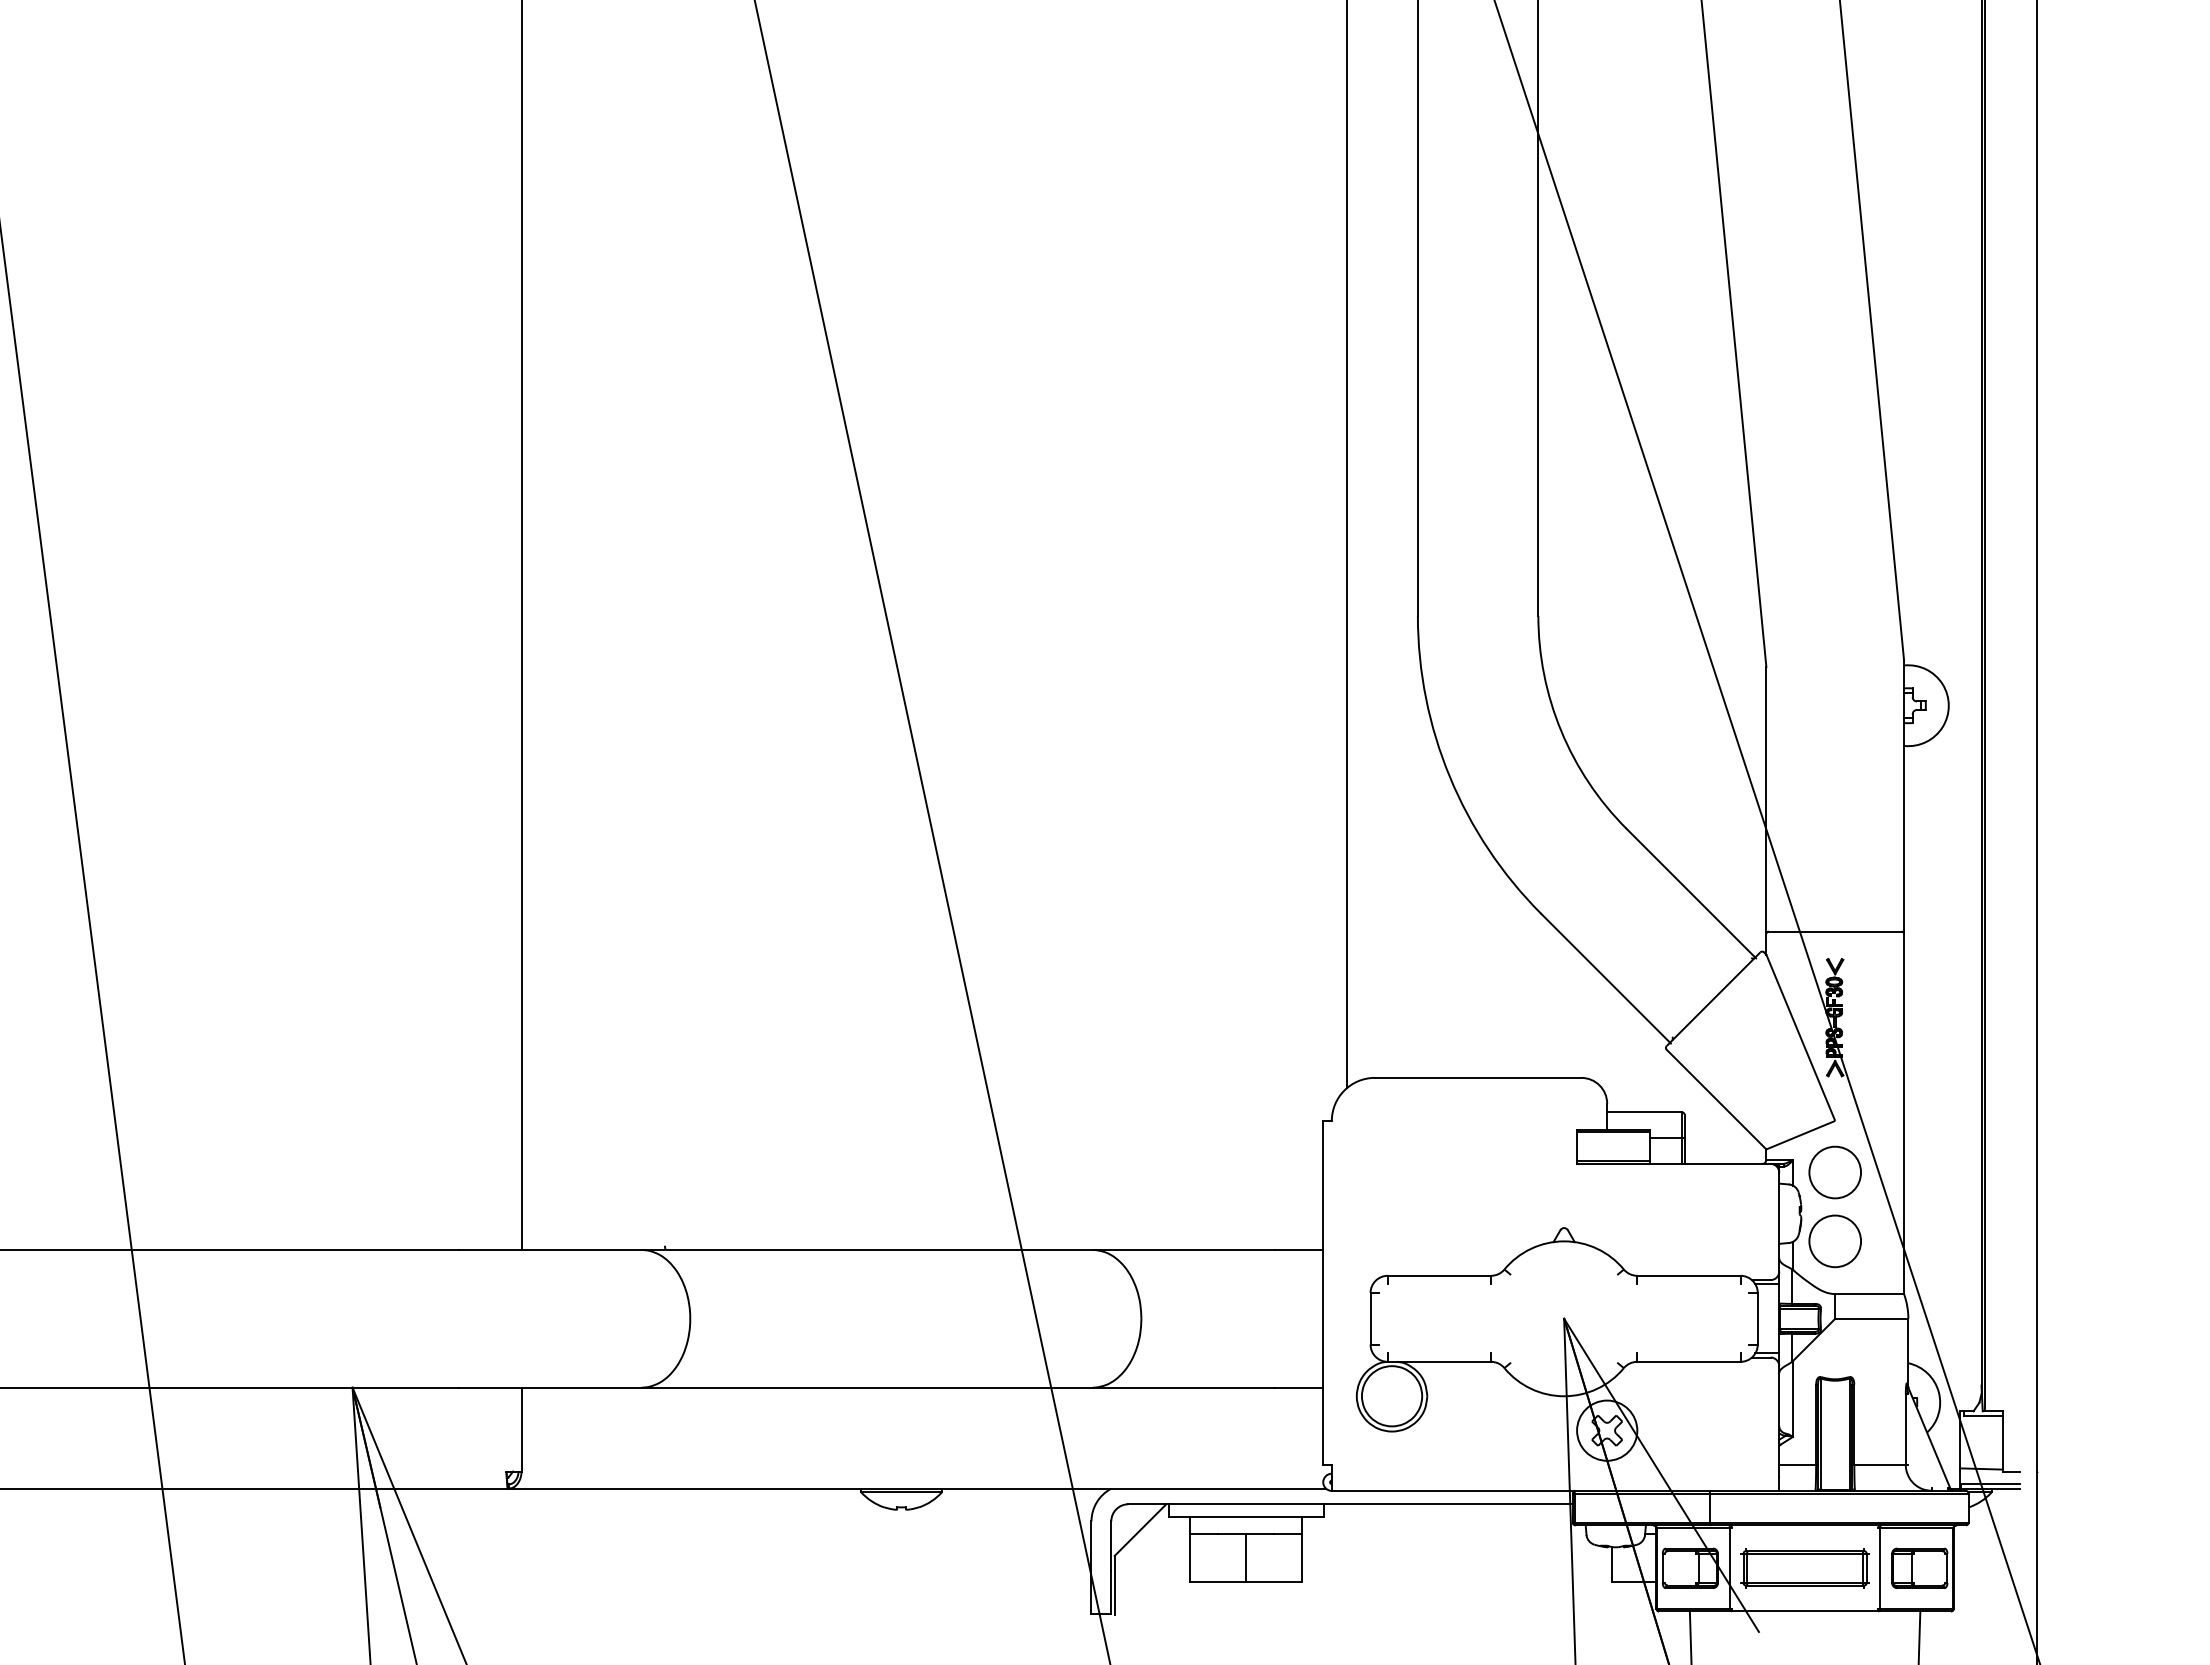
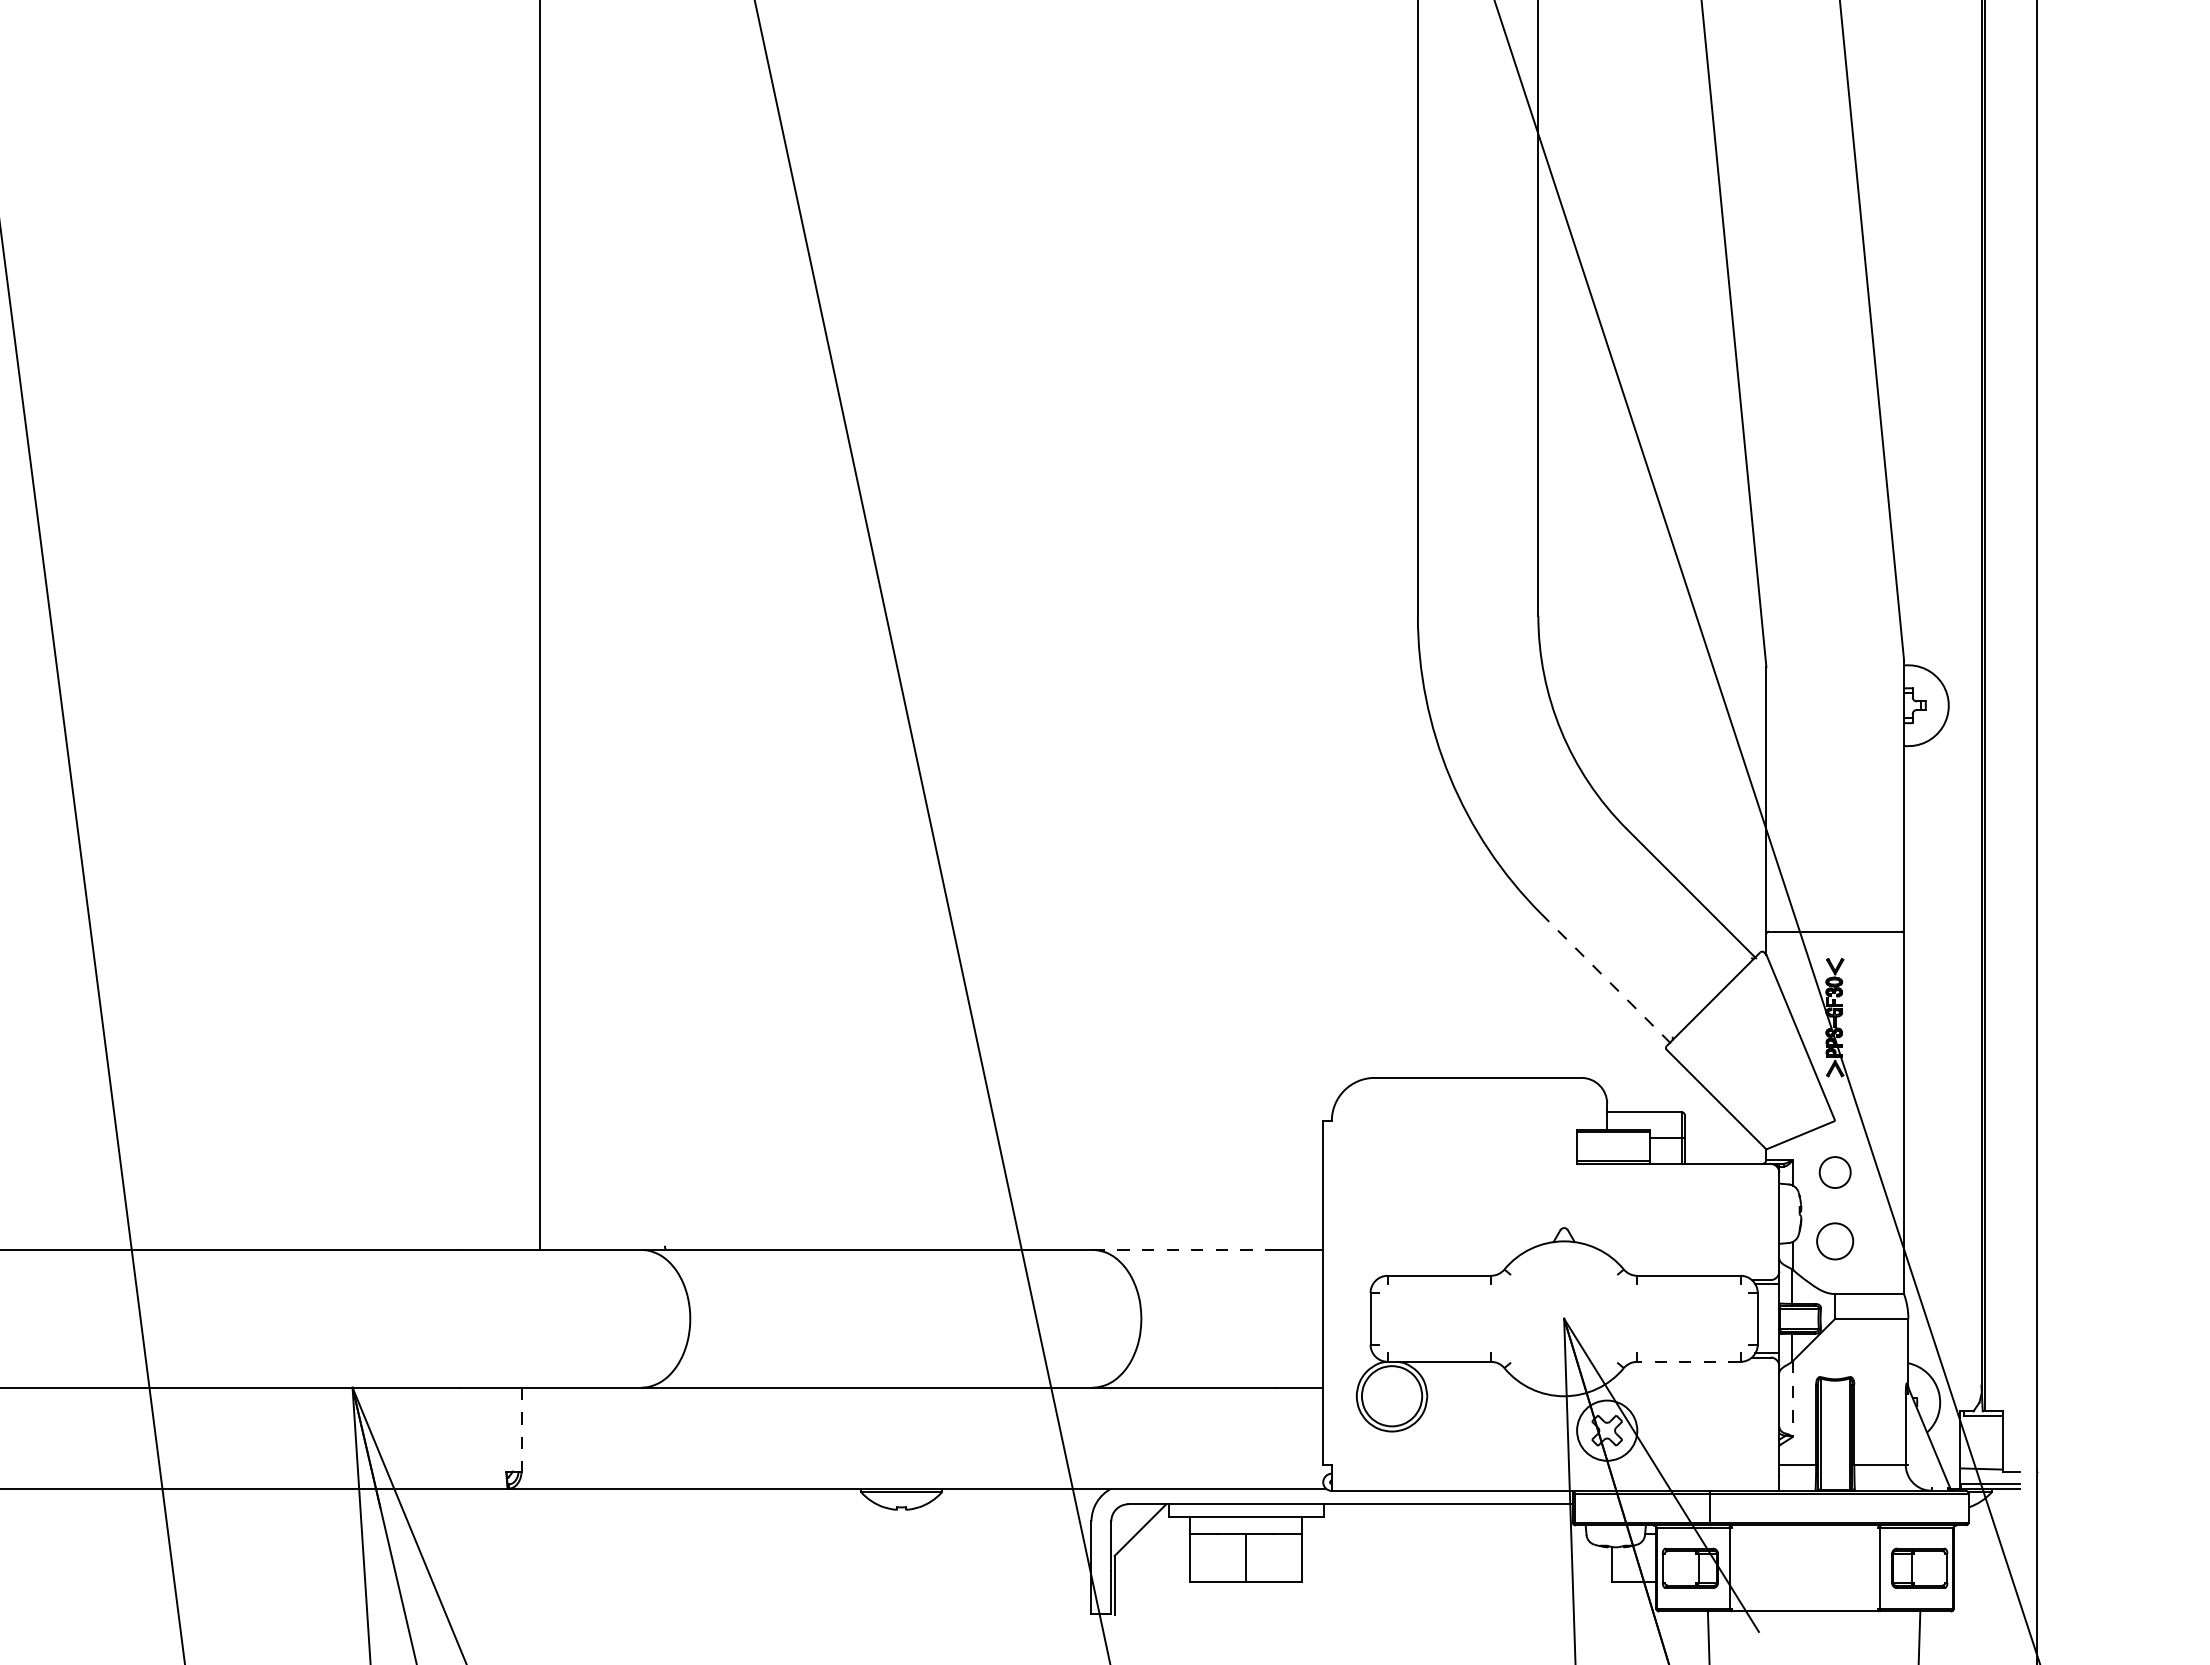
line: present -> none (1347, 545)
line position: (521, 625) -> (539, 625) (539, 625)
line: solid -> dashed (1606, 978)
circle diameter: 52 px -> 31 px (1834, 1172)
circle size: 54x55 px -> 39x39 px (1835, 1241)
line: solid -> dashed (1184, 1249)
line: solid -> dashed (1688, 1361)
line: solid -> dashed (1792, 1399)
line: solid -> dashed (521, 1429)
part: present -> none (1804, 1568)
line position: (1690, 1636) -> (1708, 1635) (1708, 1635)
